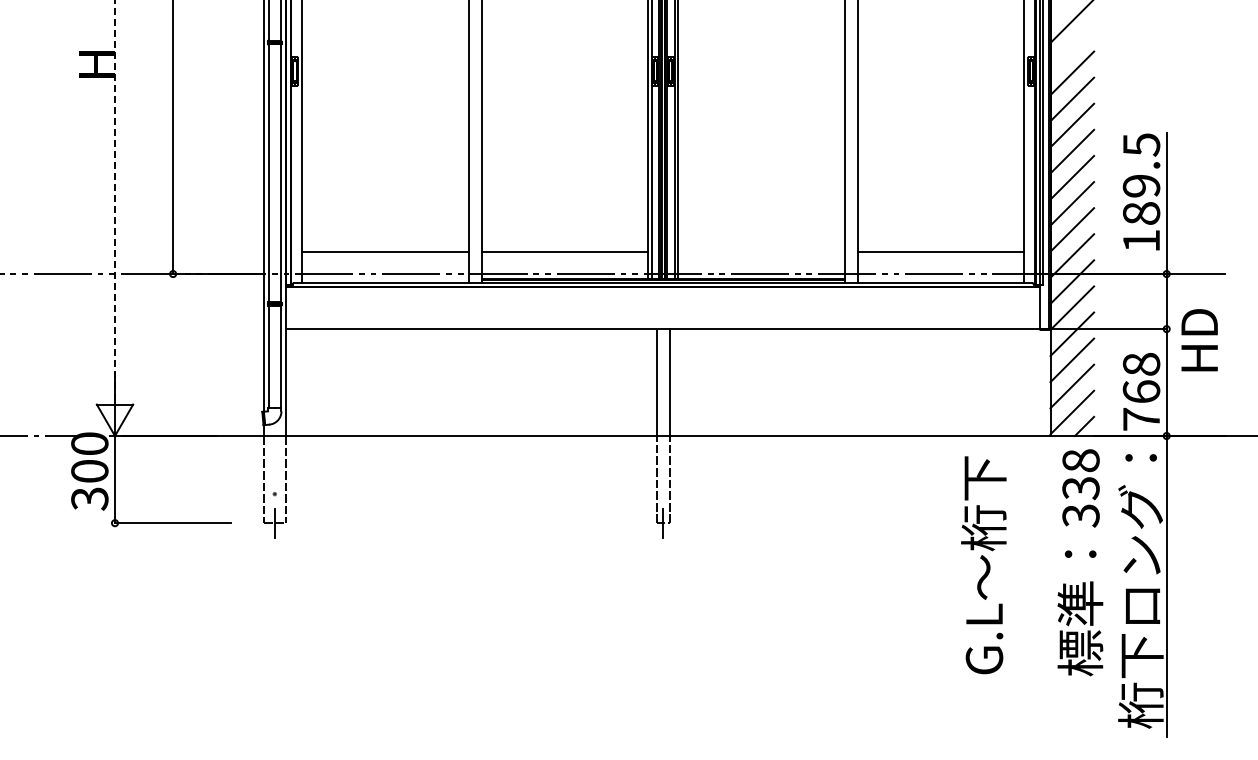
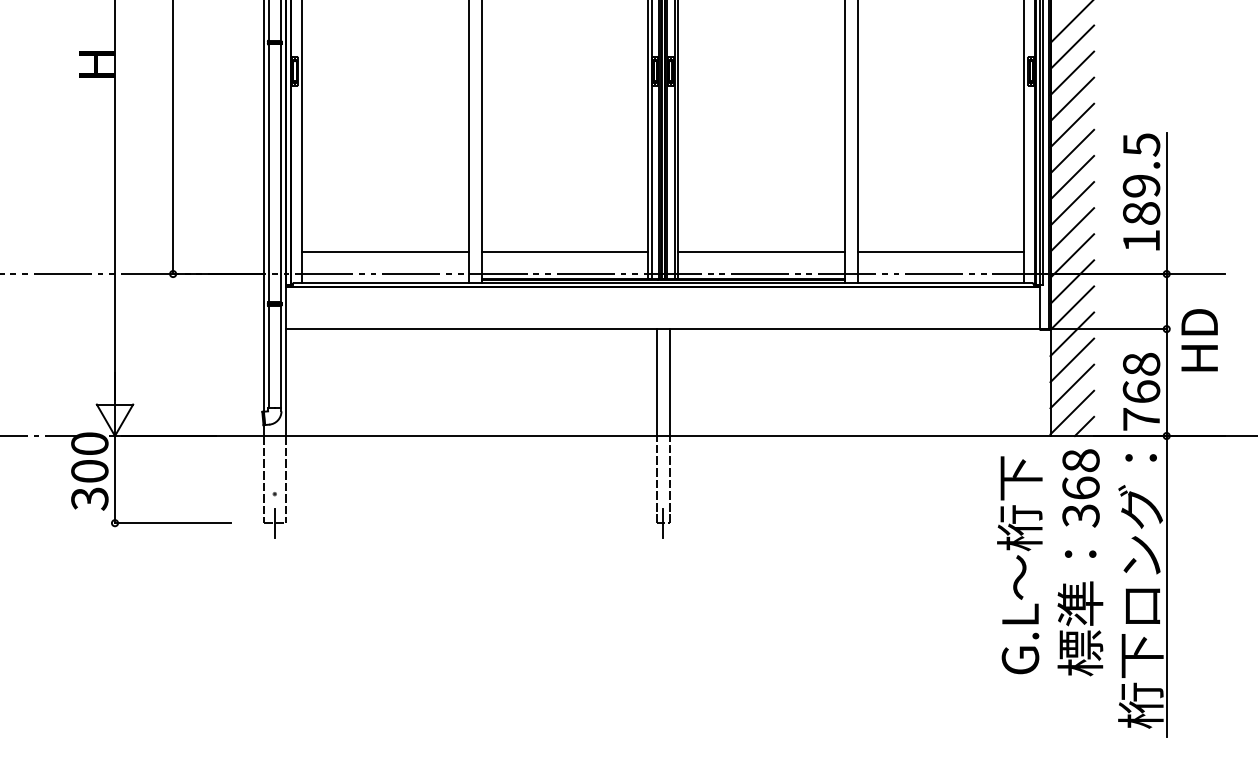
line: none -> present (1072, 47)
line: dashed -> solid (115, 199)
line: none -> present (761, 252)
text: 338 -> 368 (1080, 488)
text position: (983, 565) -> (1019, 565) (1019, 565)
